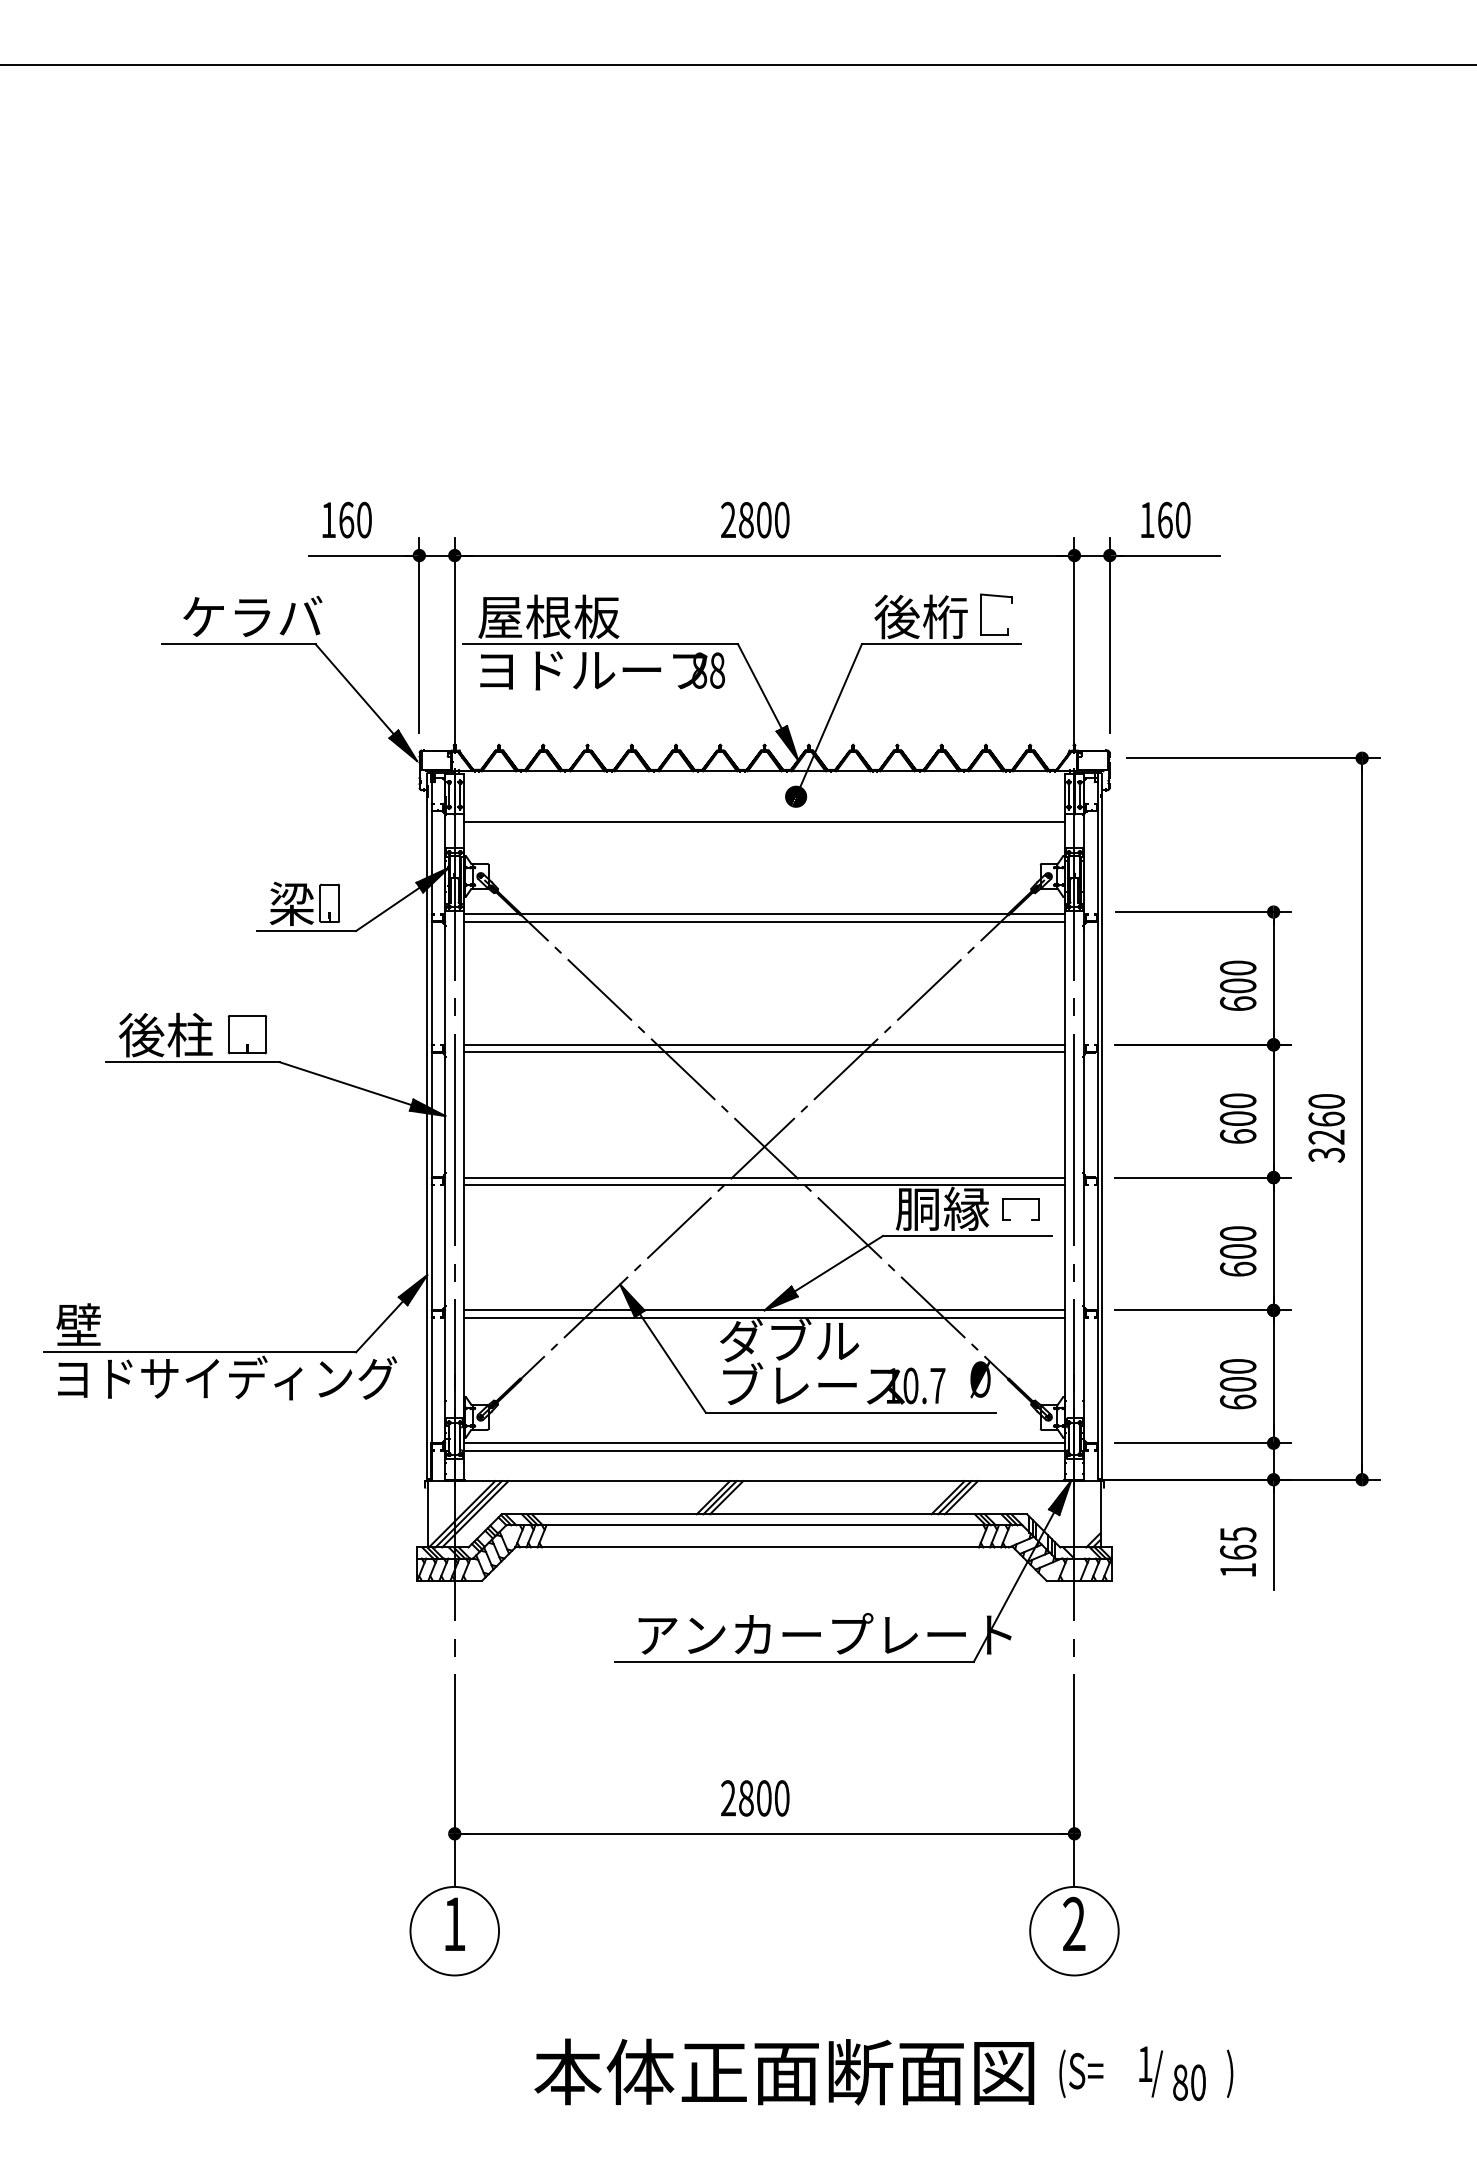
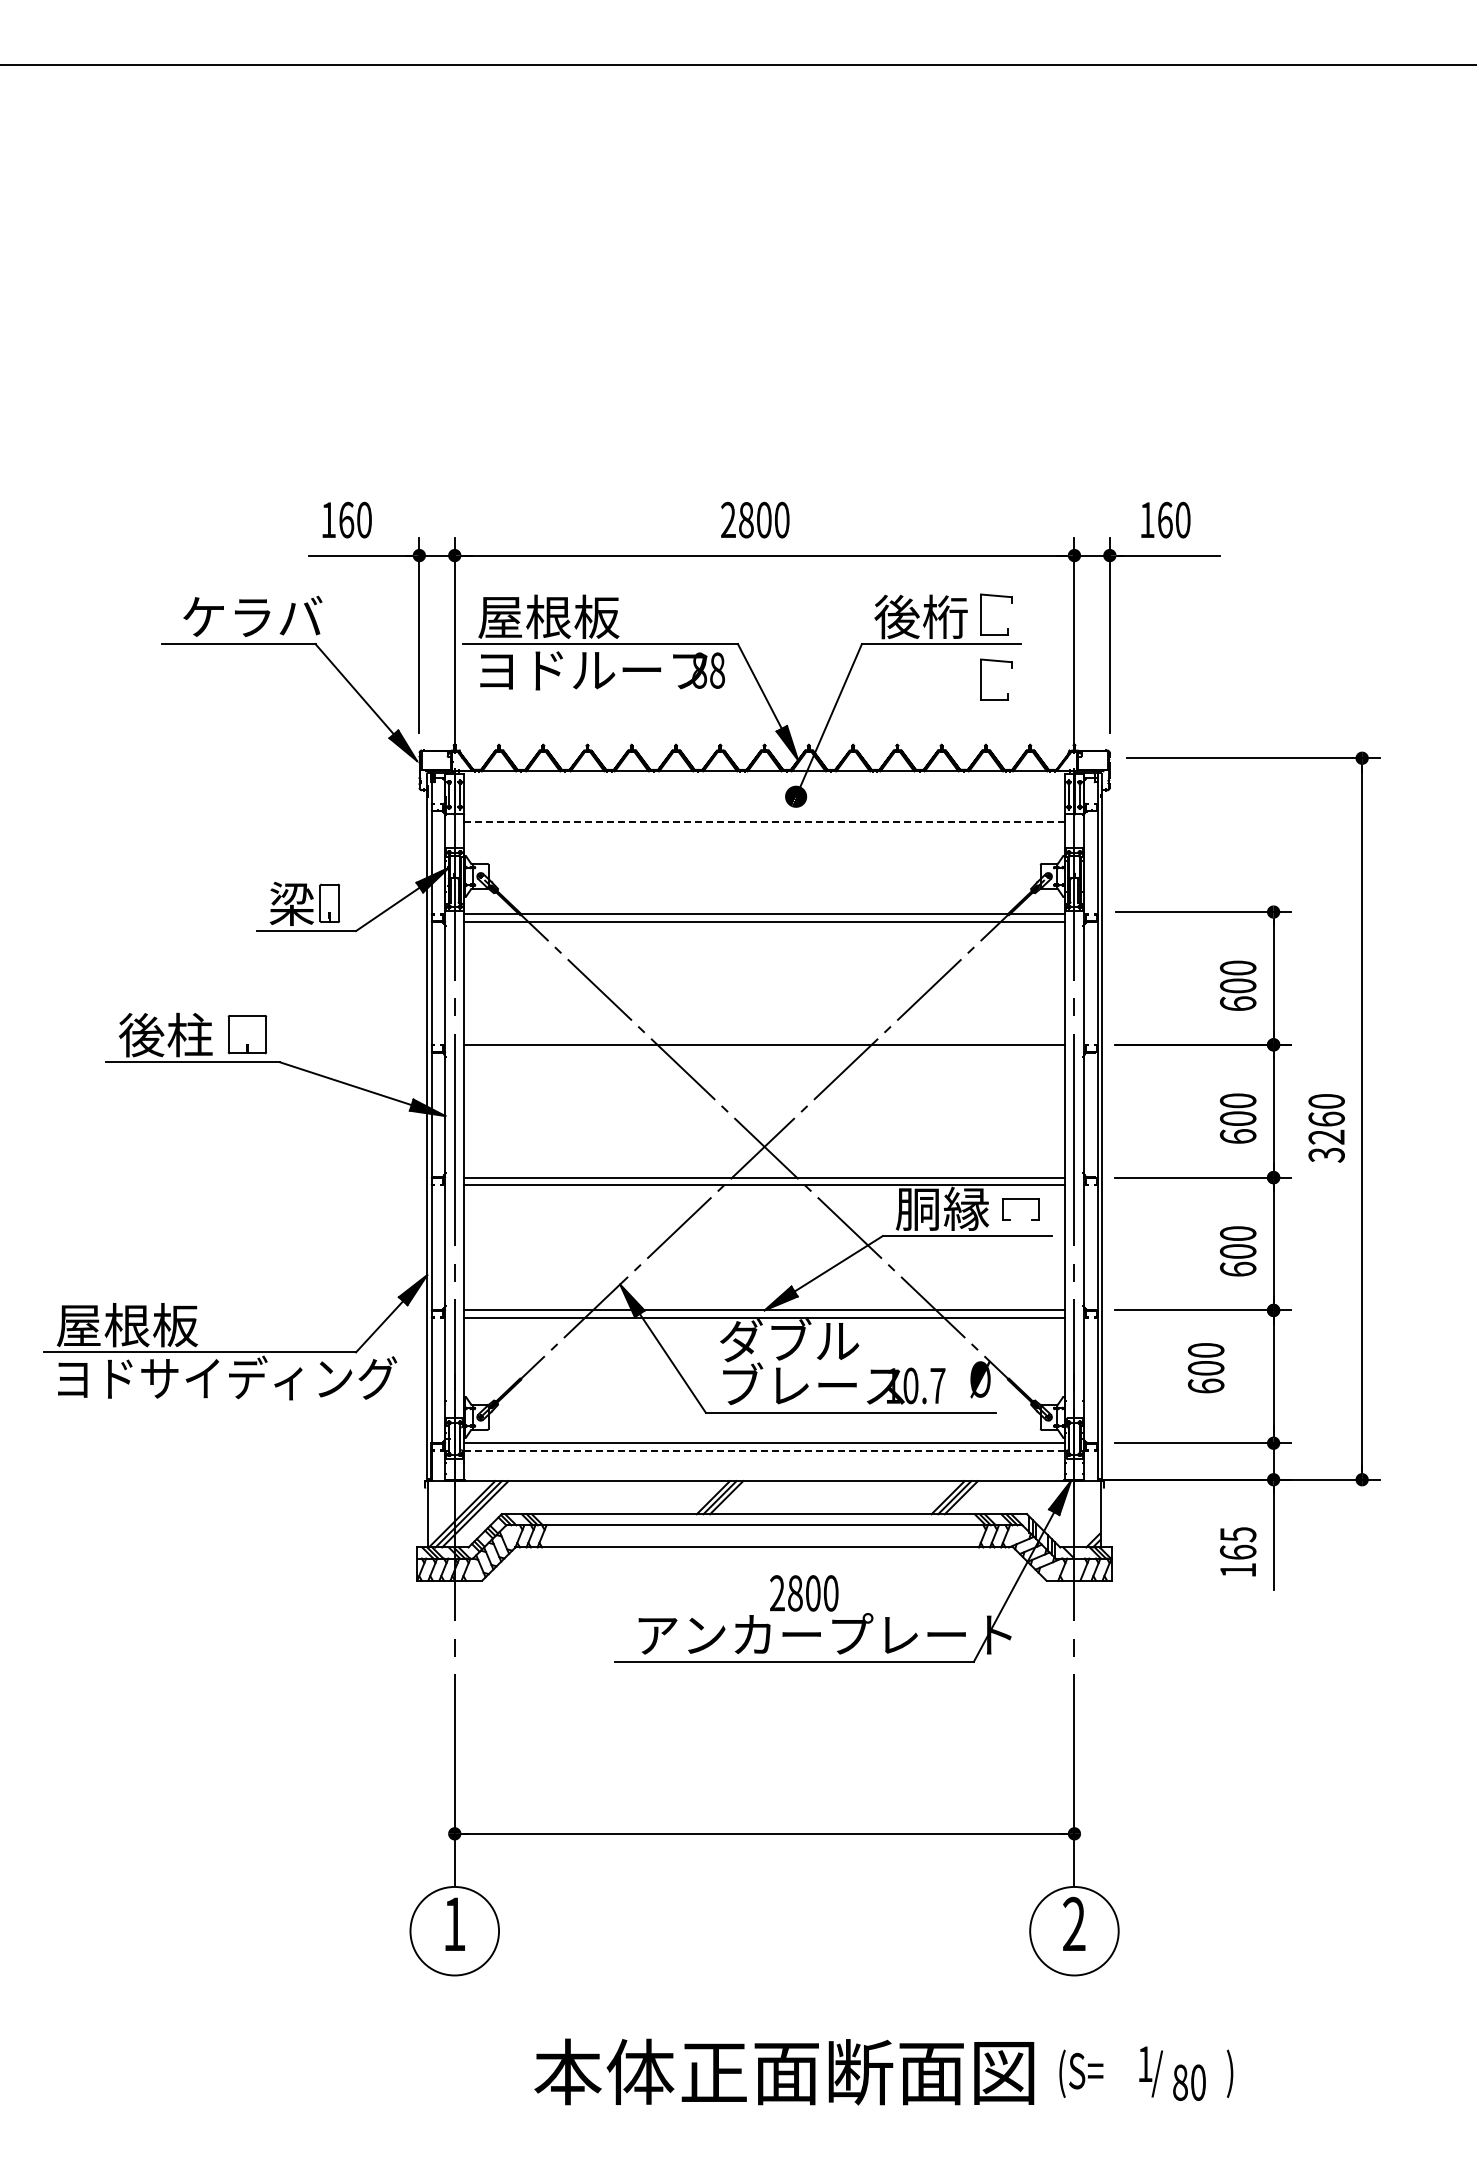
part: none -> present (981, 679)
line: solid -> dashed (764, 822)
line: present -> none (764, 1052)
text: 壁 -> 屋根板 (127, 1325)
text position: (1238, 1384) -> (1206, 1368) (1206, 1368)
line: solid -> dashed (765, 1450)
text position: (755, 1798) -> (804, 1593) (804, 1593)
